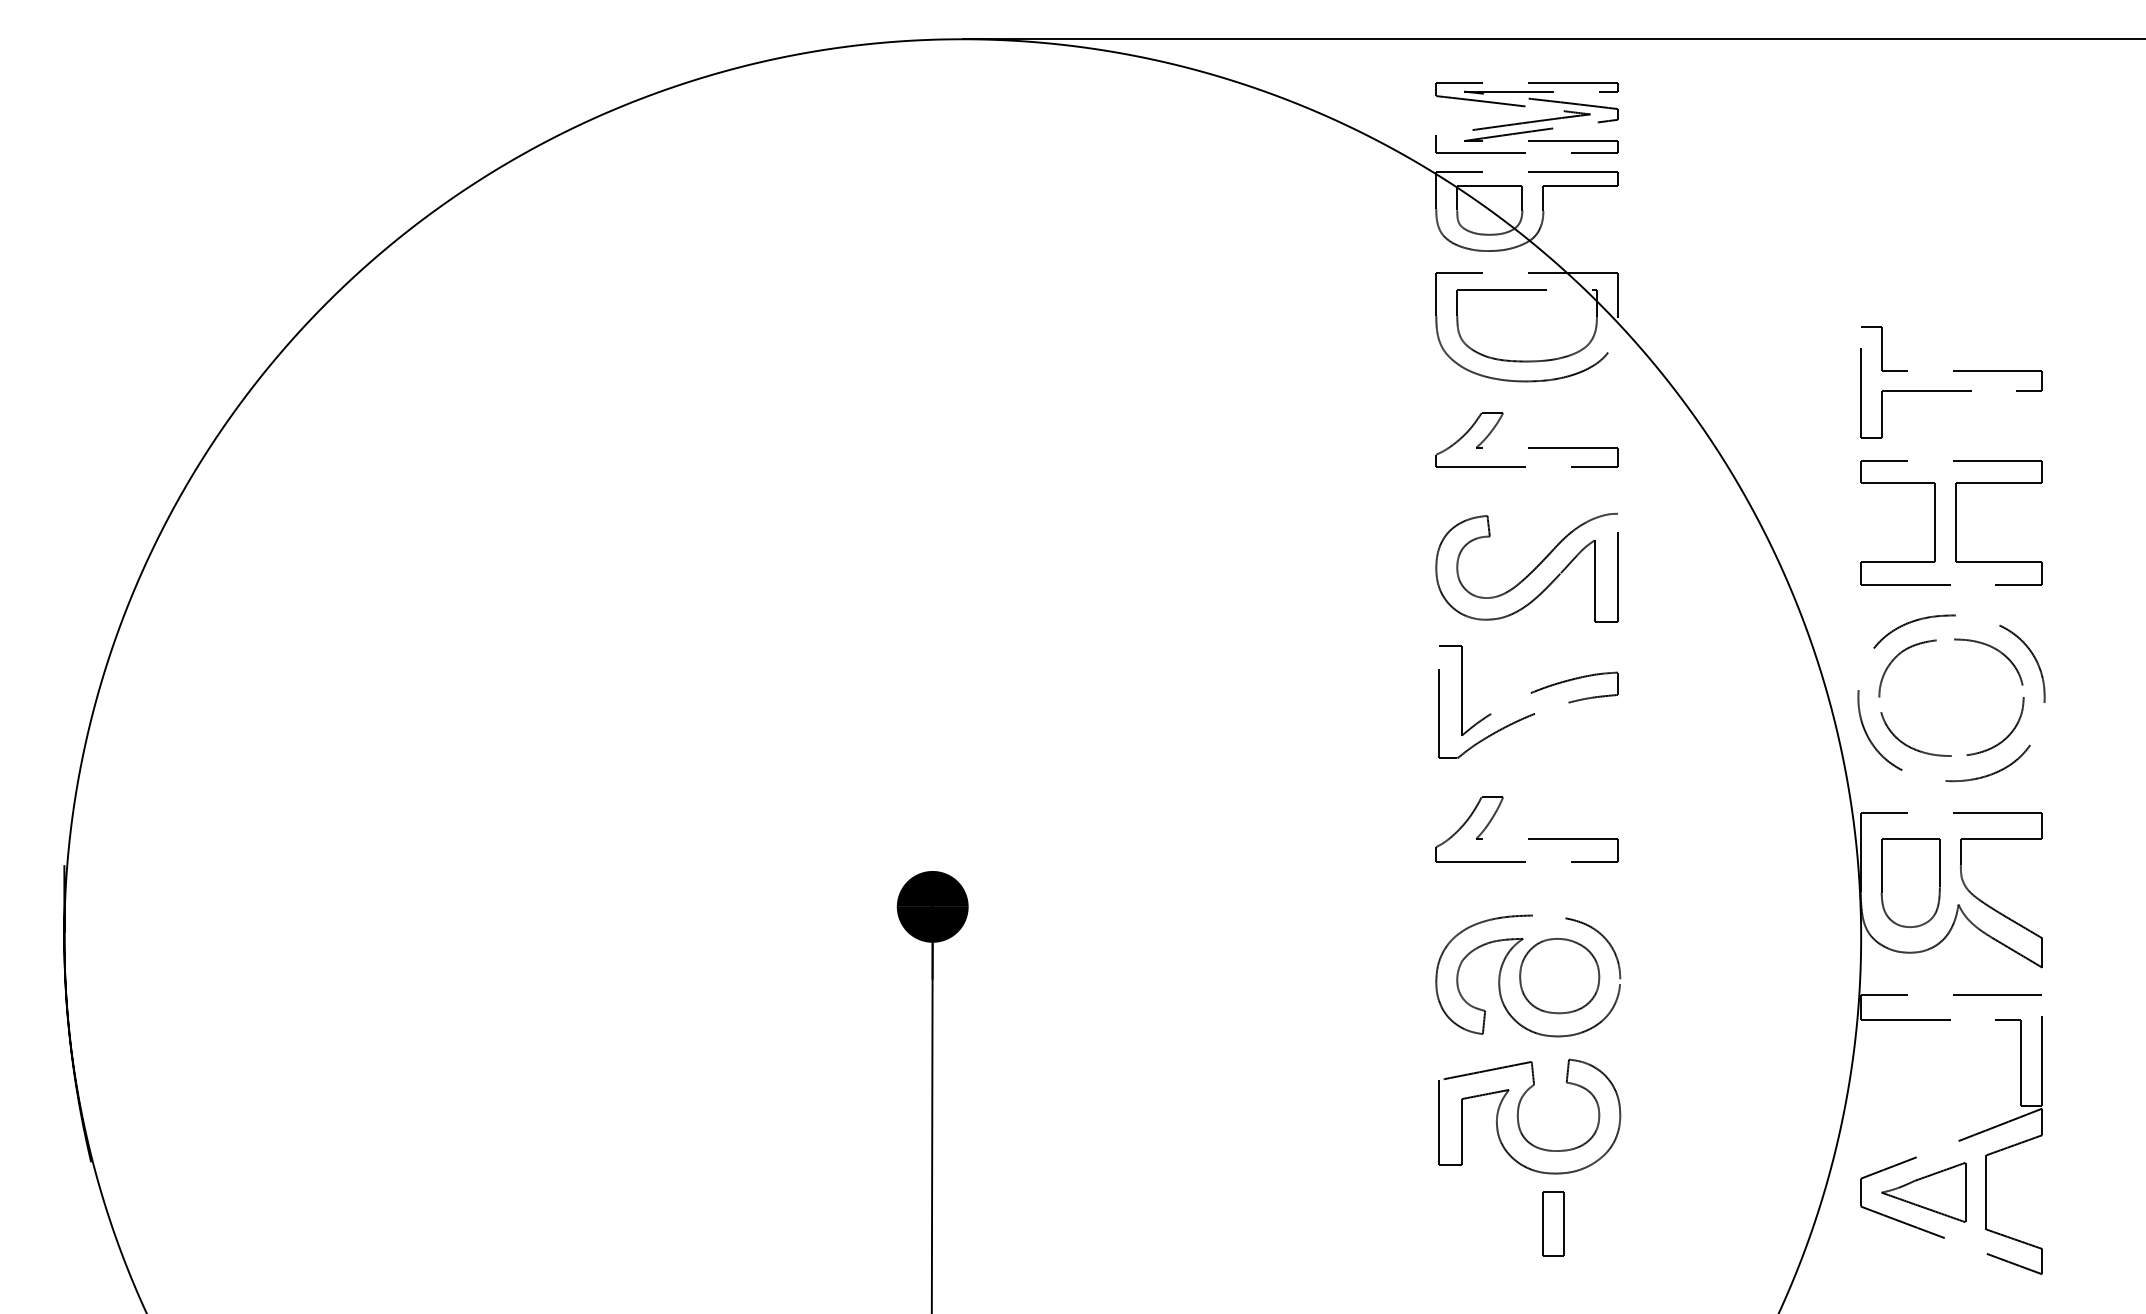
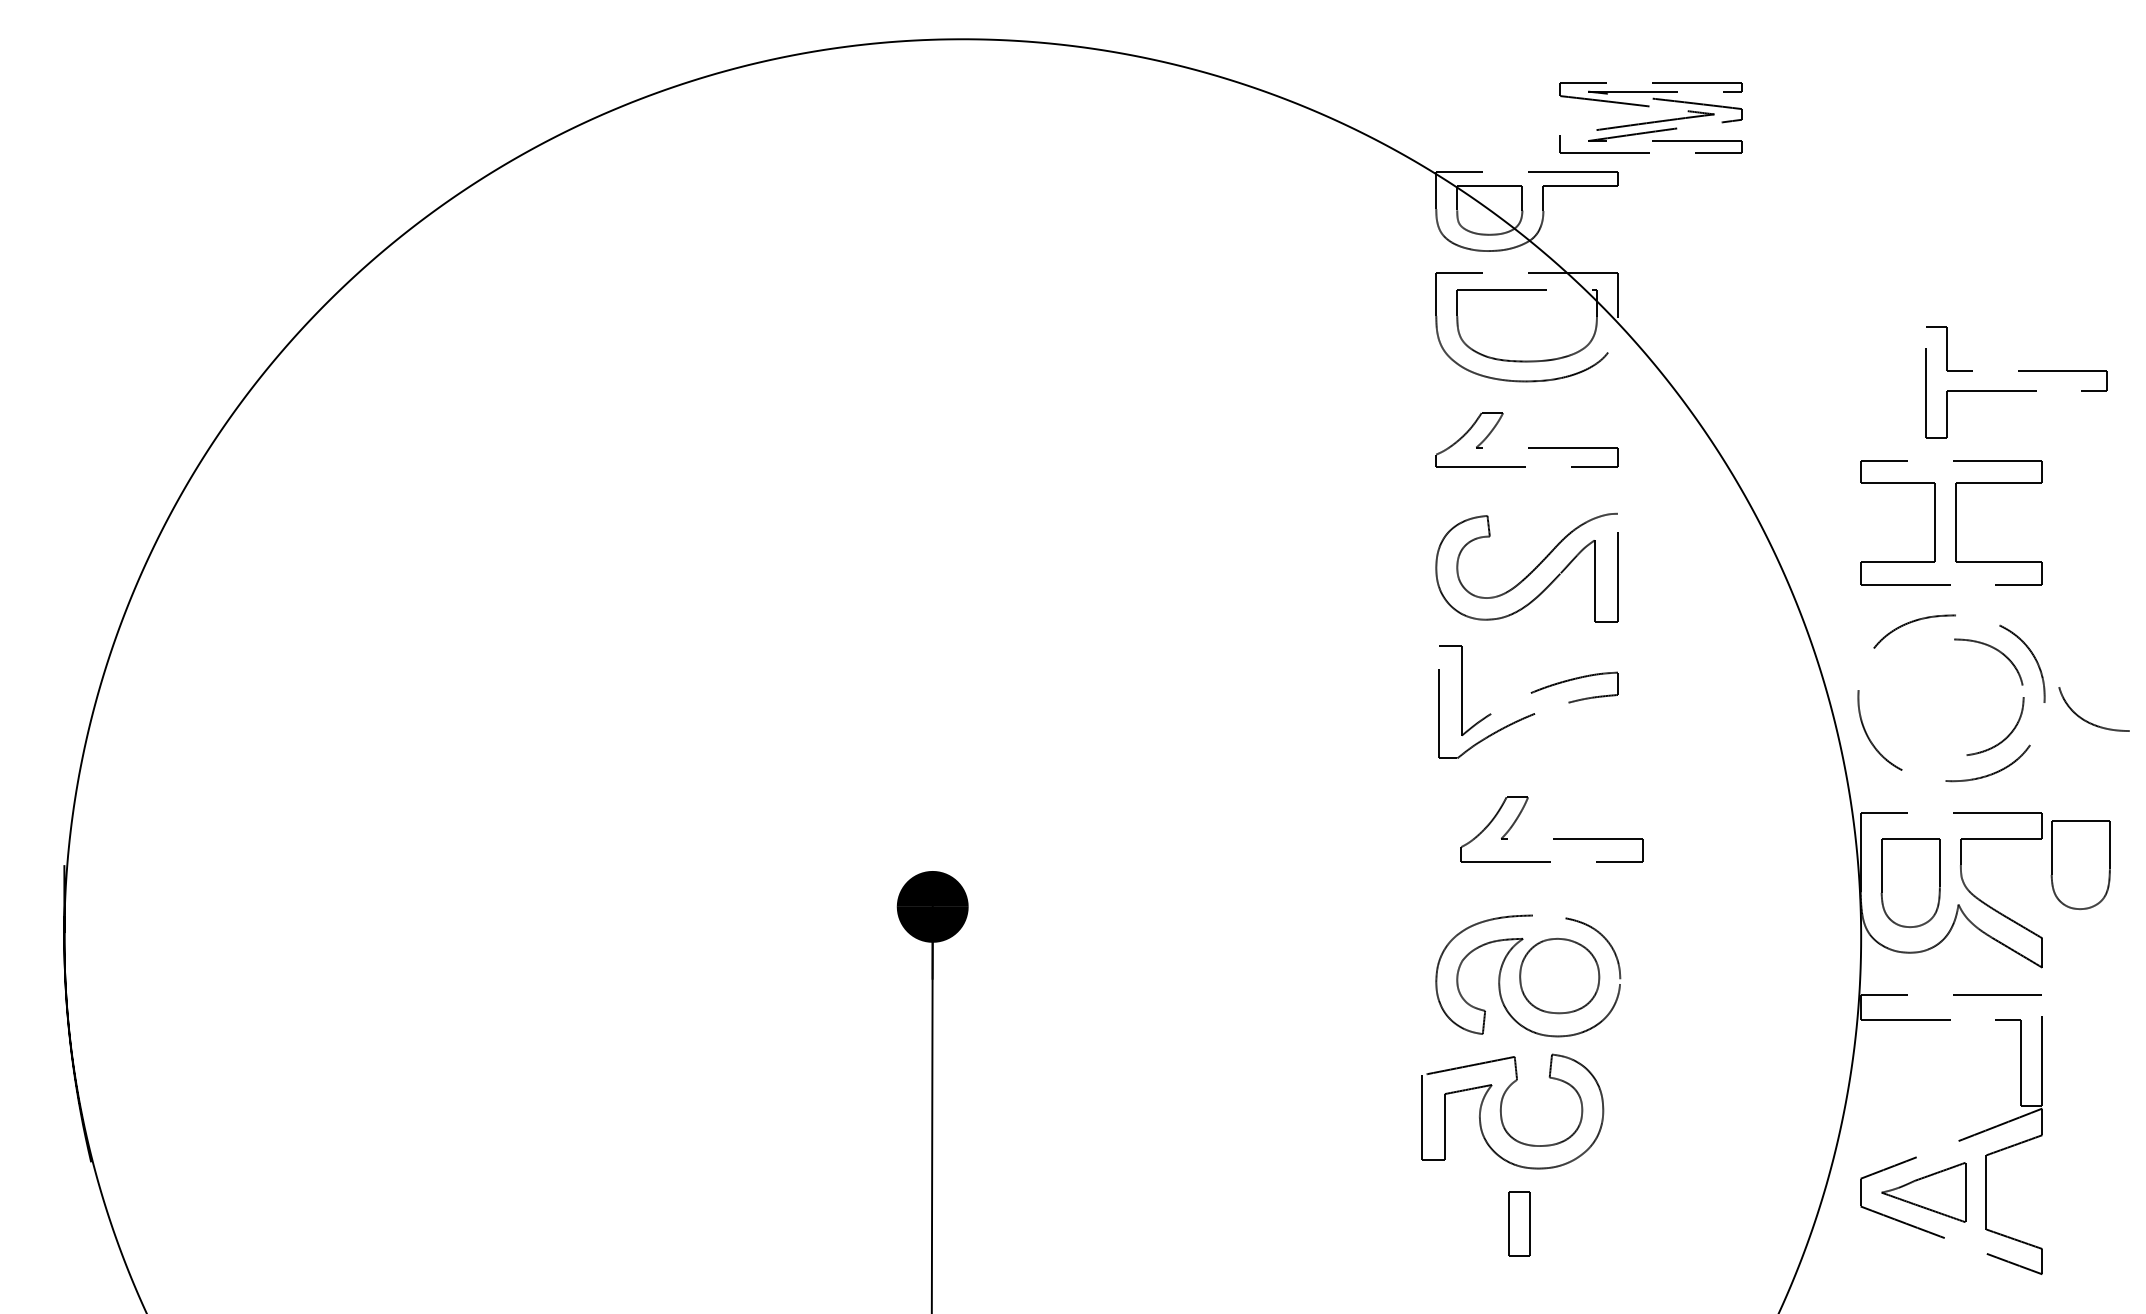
line: present -> none (1552, 39)
part position: (1526, 117) -> (1650, 117) (1650, 117)
part position: (1951, 390) -> (2016, 390) (2016, 390)
curve: present -> none (1899, 655)
curve position: (1909, 745) -> (2087, 720) (2087, 720)
part position: (1528, 838) -> (1553, 838) (1553, 838)
part: none -> present (2080, 864)
part position: (1518, 1116) -> (1501, 1111) (1501, 1111)
part position: (1553, 1223) -> (1519, 1223) (1519, 1223)
